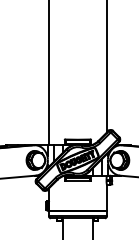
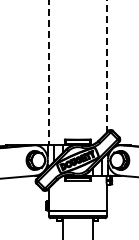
line: solid -> dashed (106, 66)
line: solid -> dashed (48, 73)
